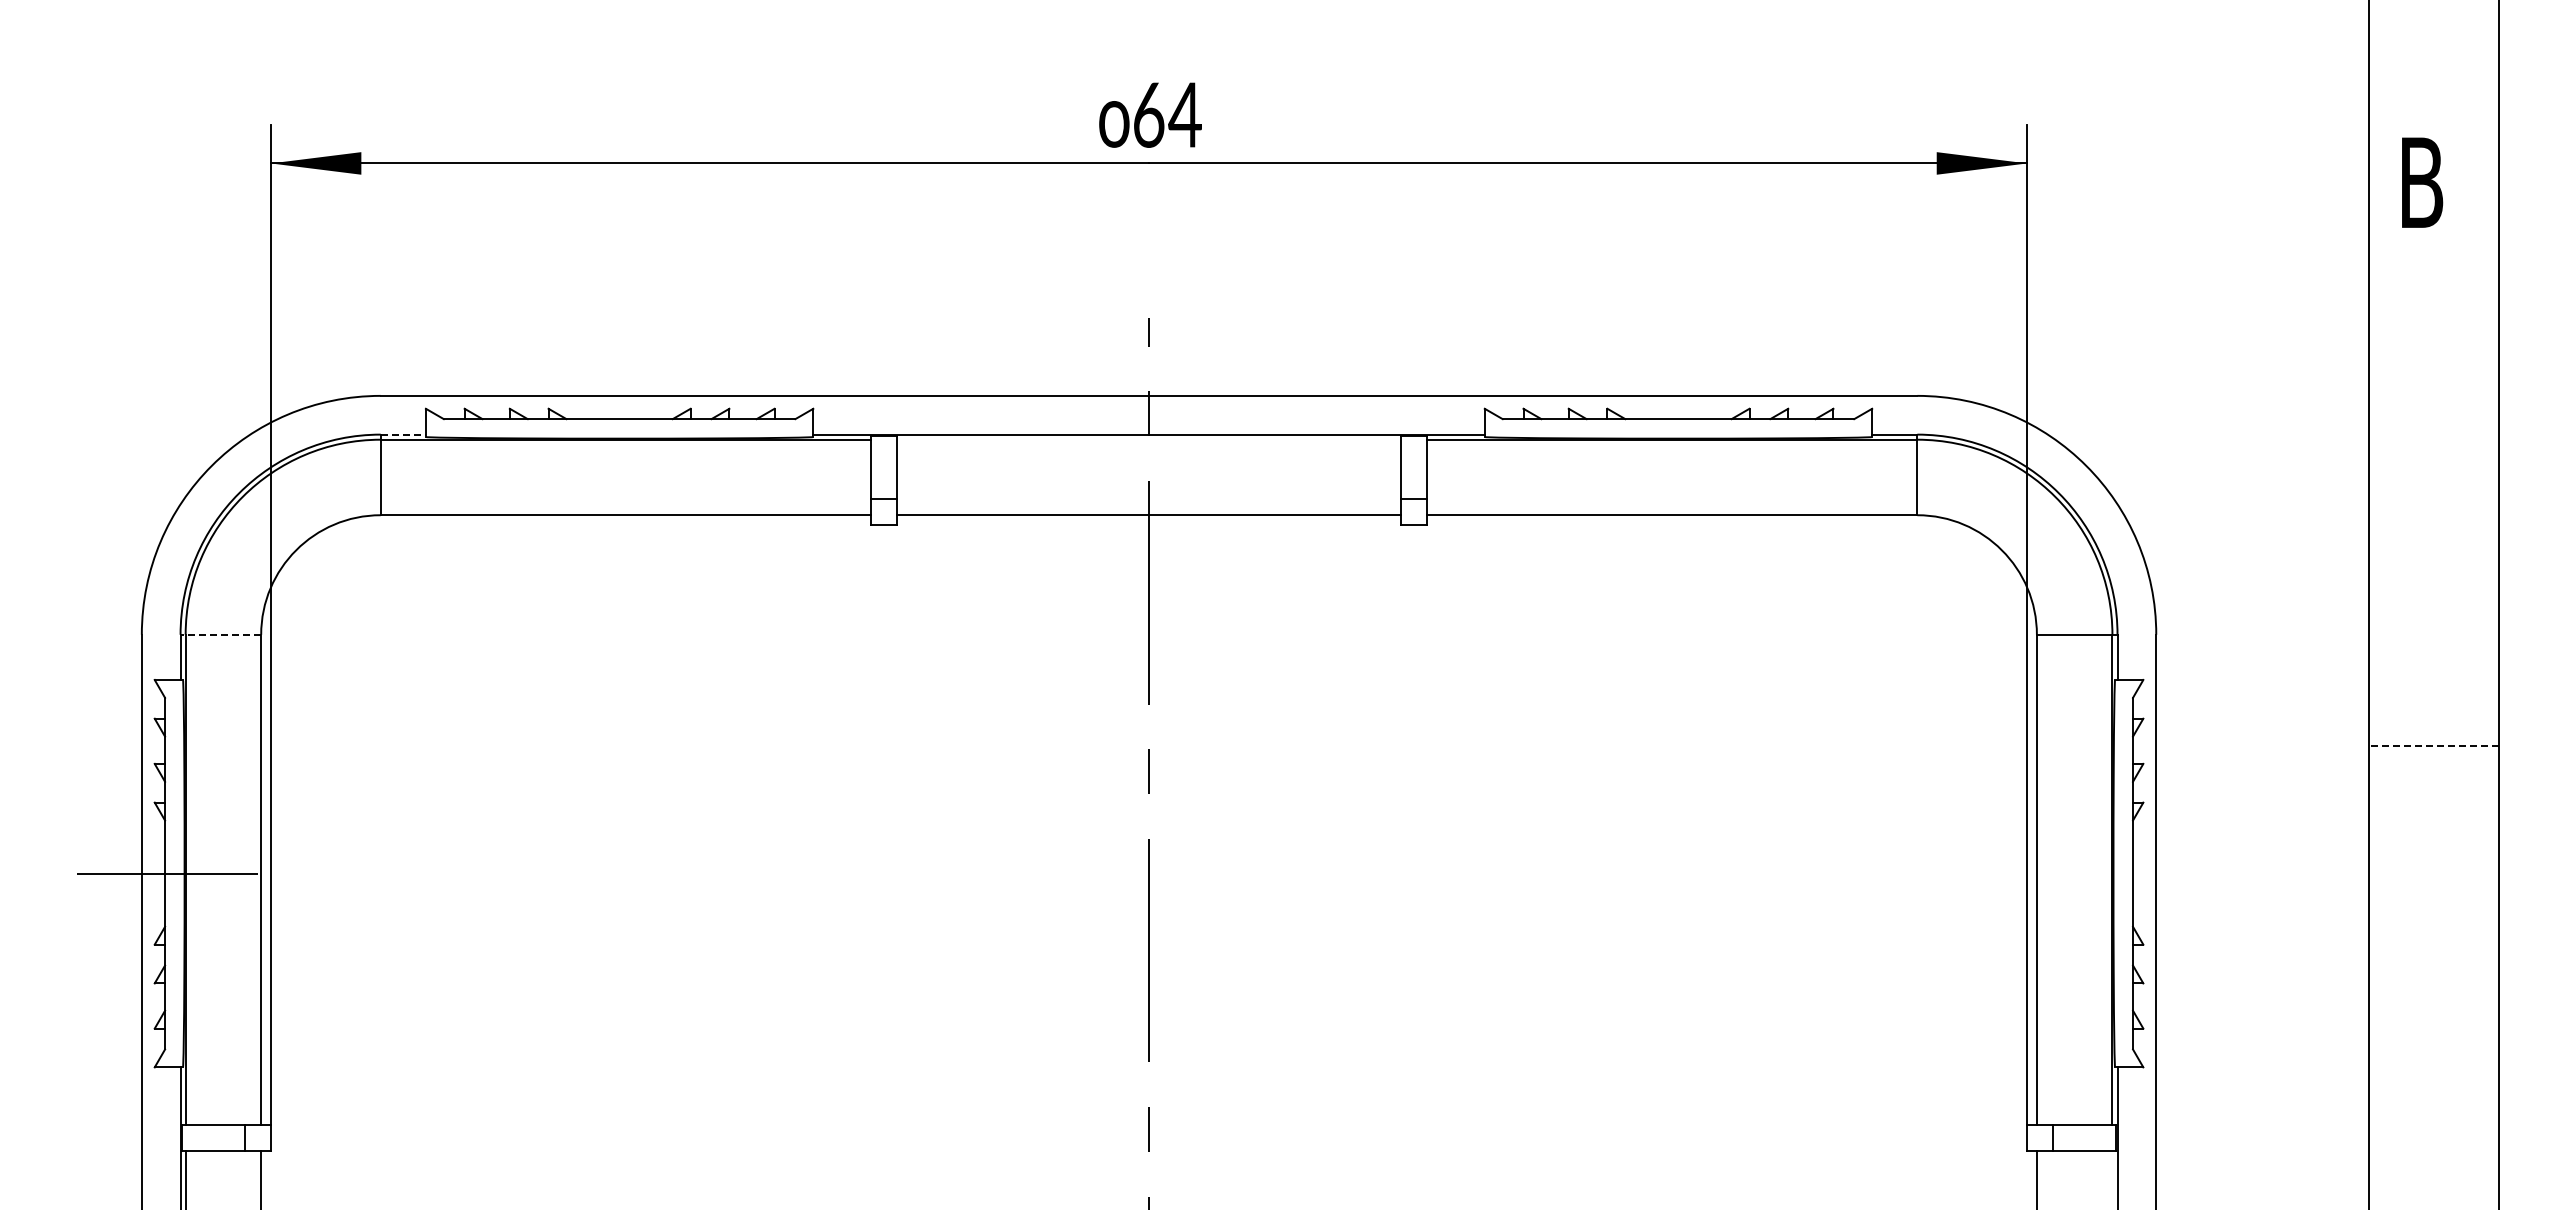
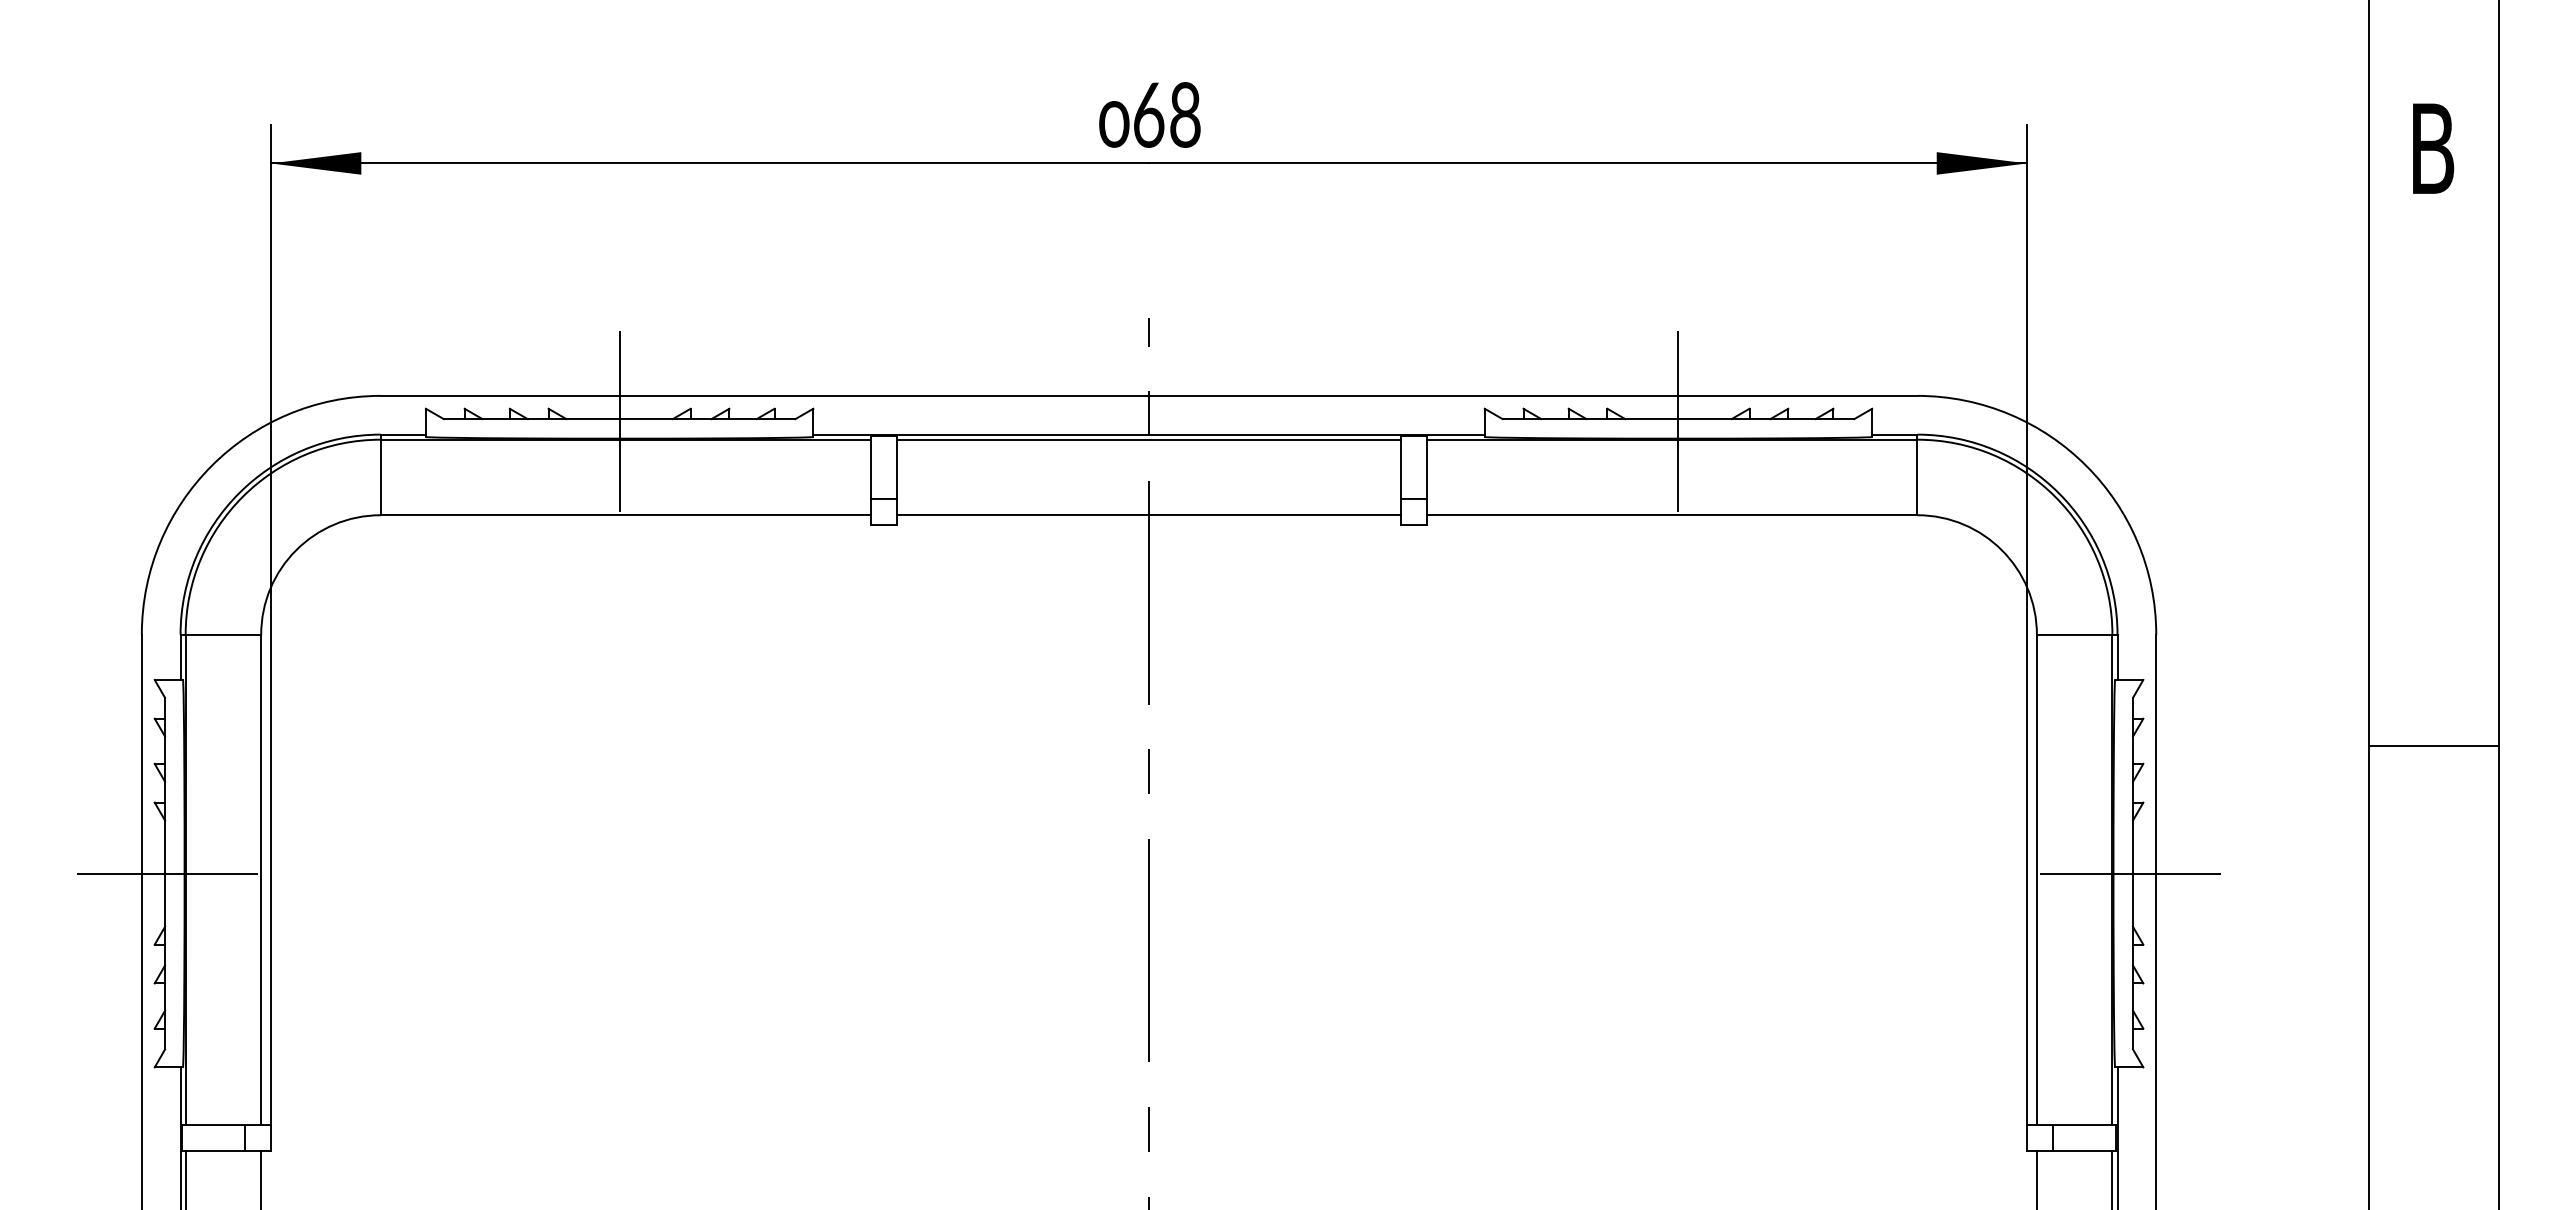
text: 64 -> 68 (1184, 114)
text position: (2422, 182) -> (2433, 148) (2433, 148)
line: none -> present (619, 421)
line: none -> present (1678, 421)
line: dashed -> solid (403, 434)
line: none -> present (1148, 439)
line: dashed -> solid (220, 634)
line: dashed -> solid (2434, 745)
line: none -> present (2130, 873)
line: none -> present (2112, 1178)
